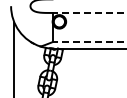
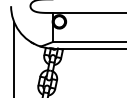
line: dashed -> solid (89, 12)
line: dashed -> solid (89, 41)
